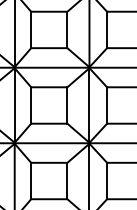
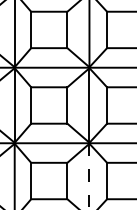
line: solid -> dashed (89, 176)
